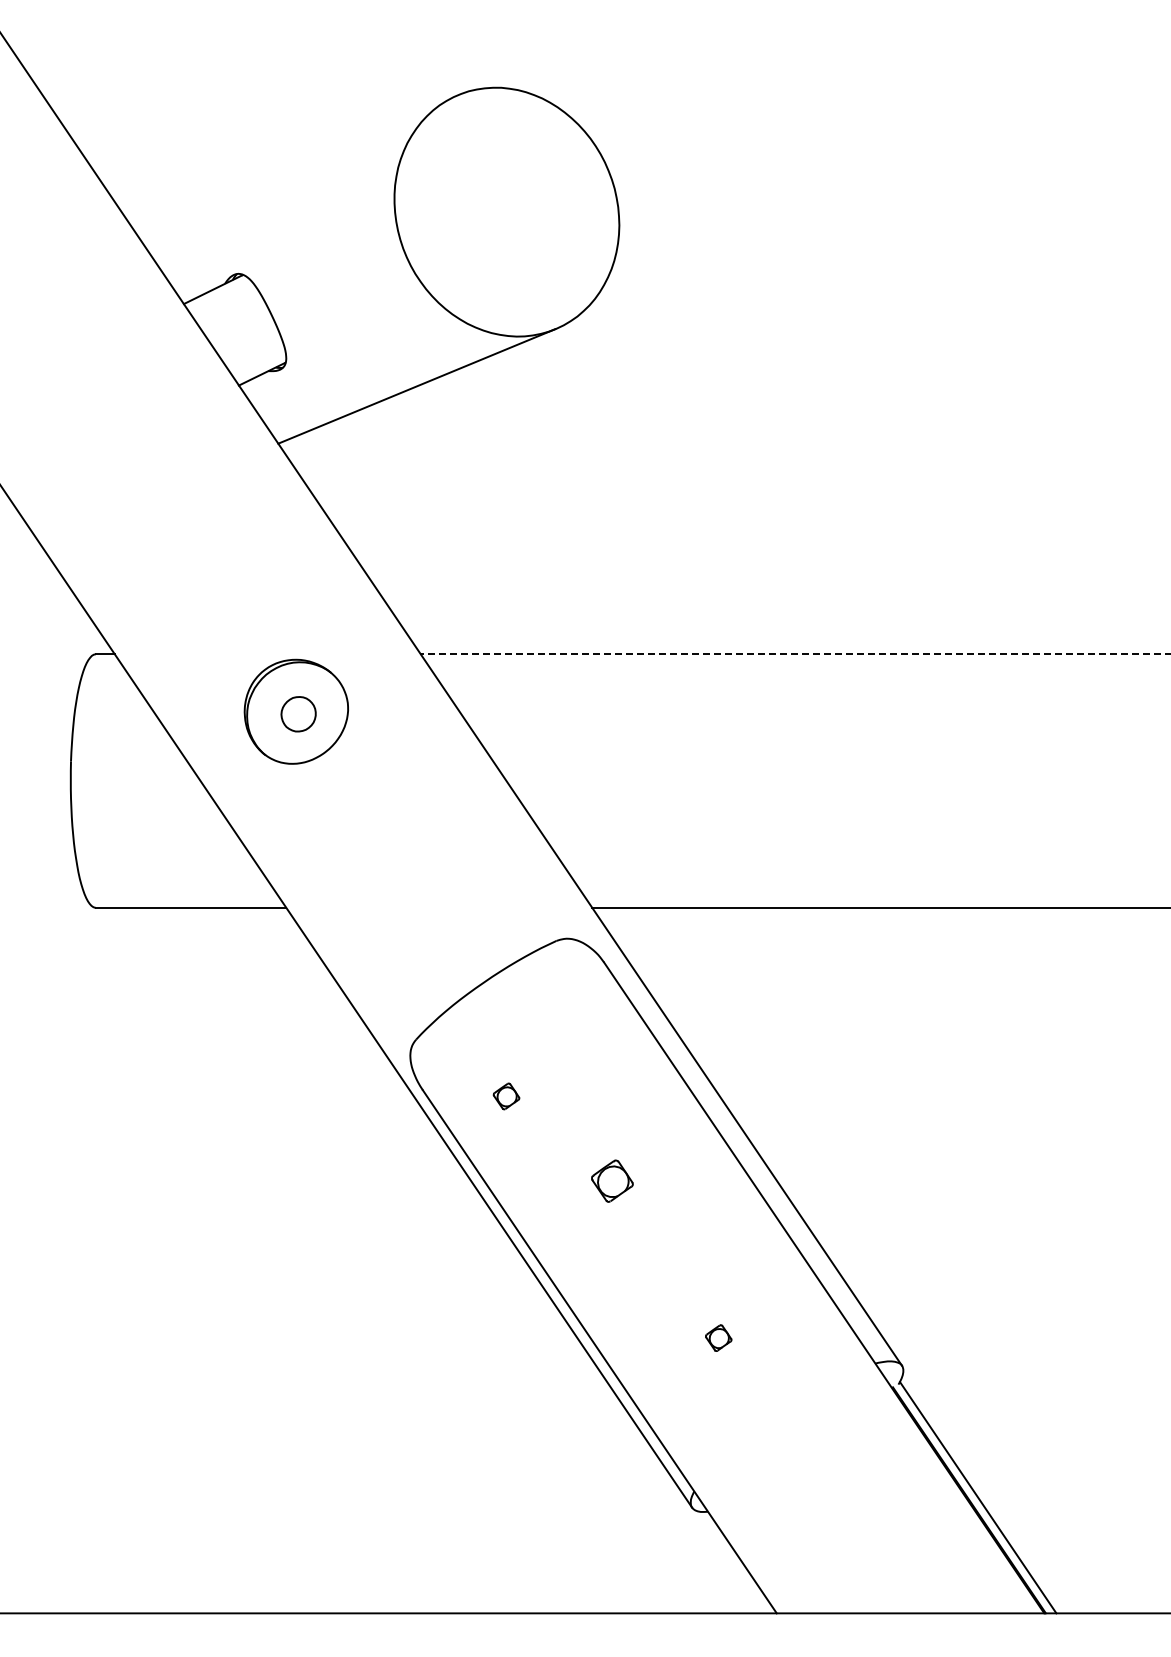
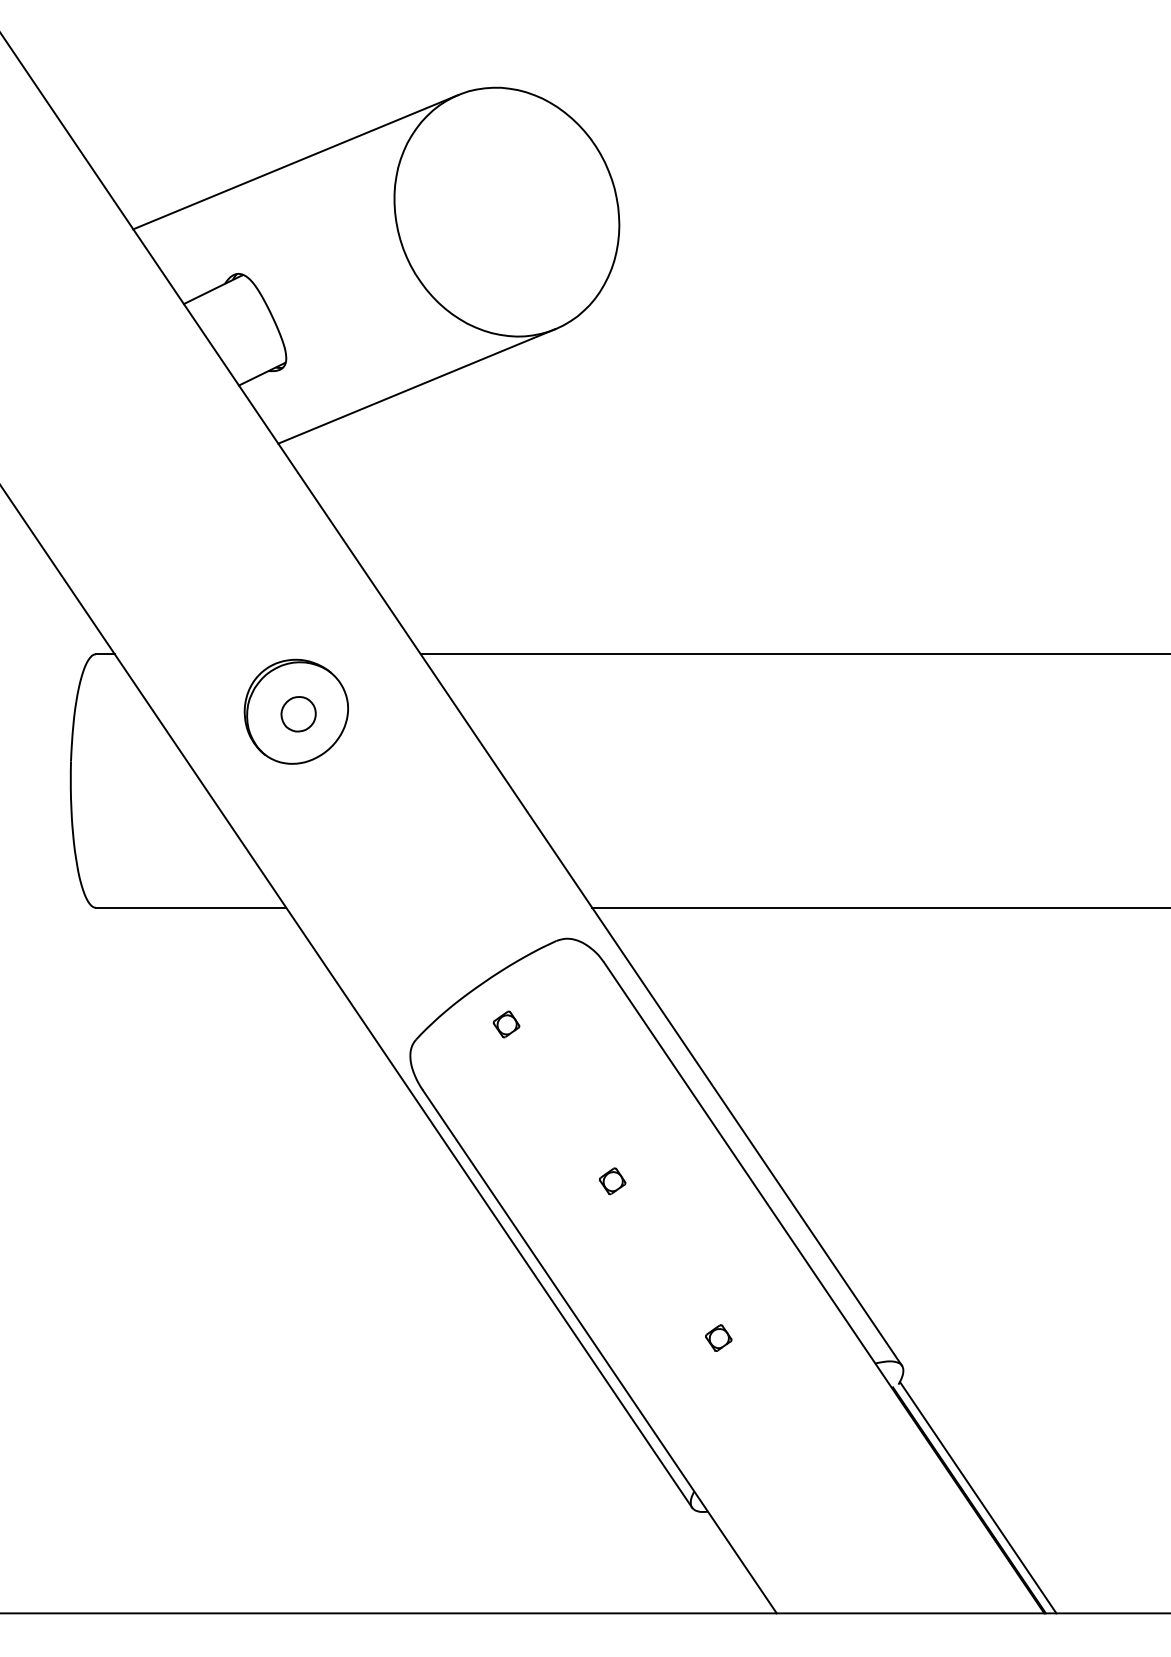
line: none -> present (295, 162)
line: dashed -> solid (795, 654)
part position: (506, 1096) -> (506, 1024) (506, 1024)
part size: 43x44 px -> 28x29 px (612, 1181)
